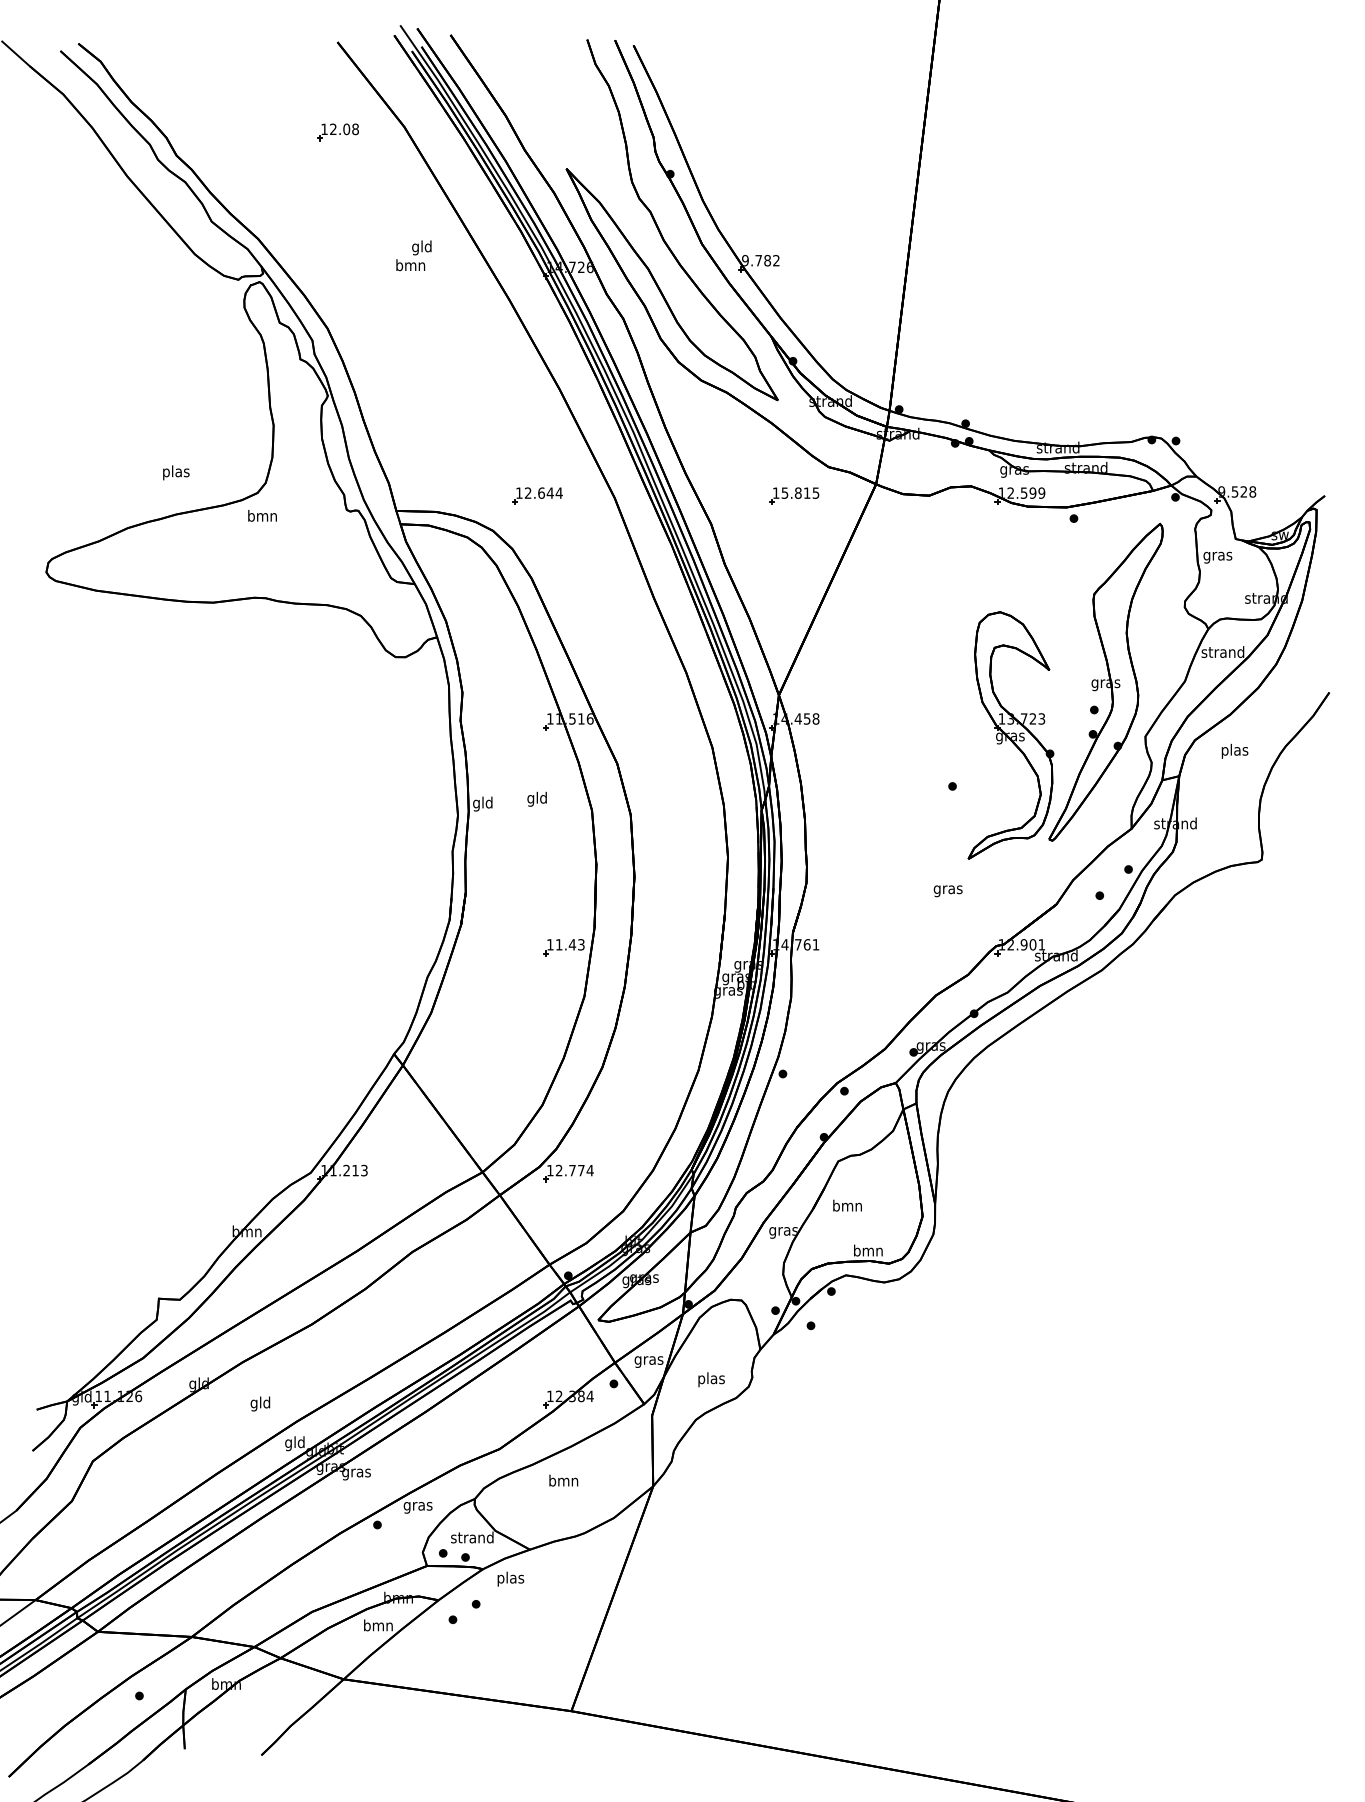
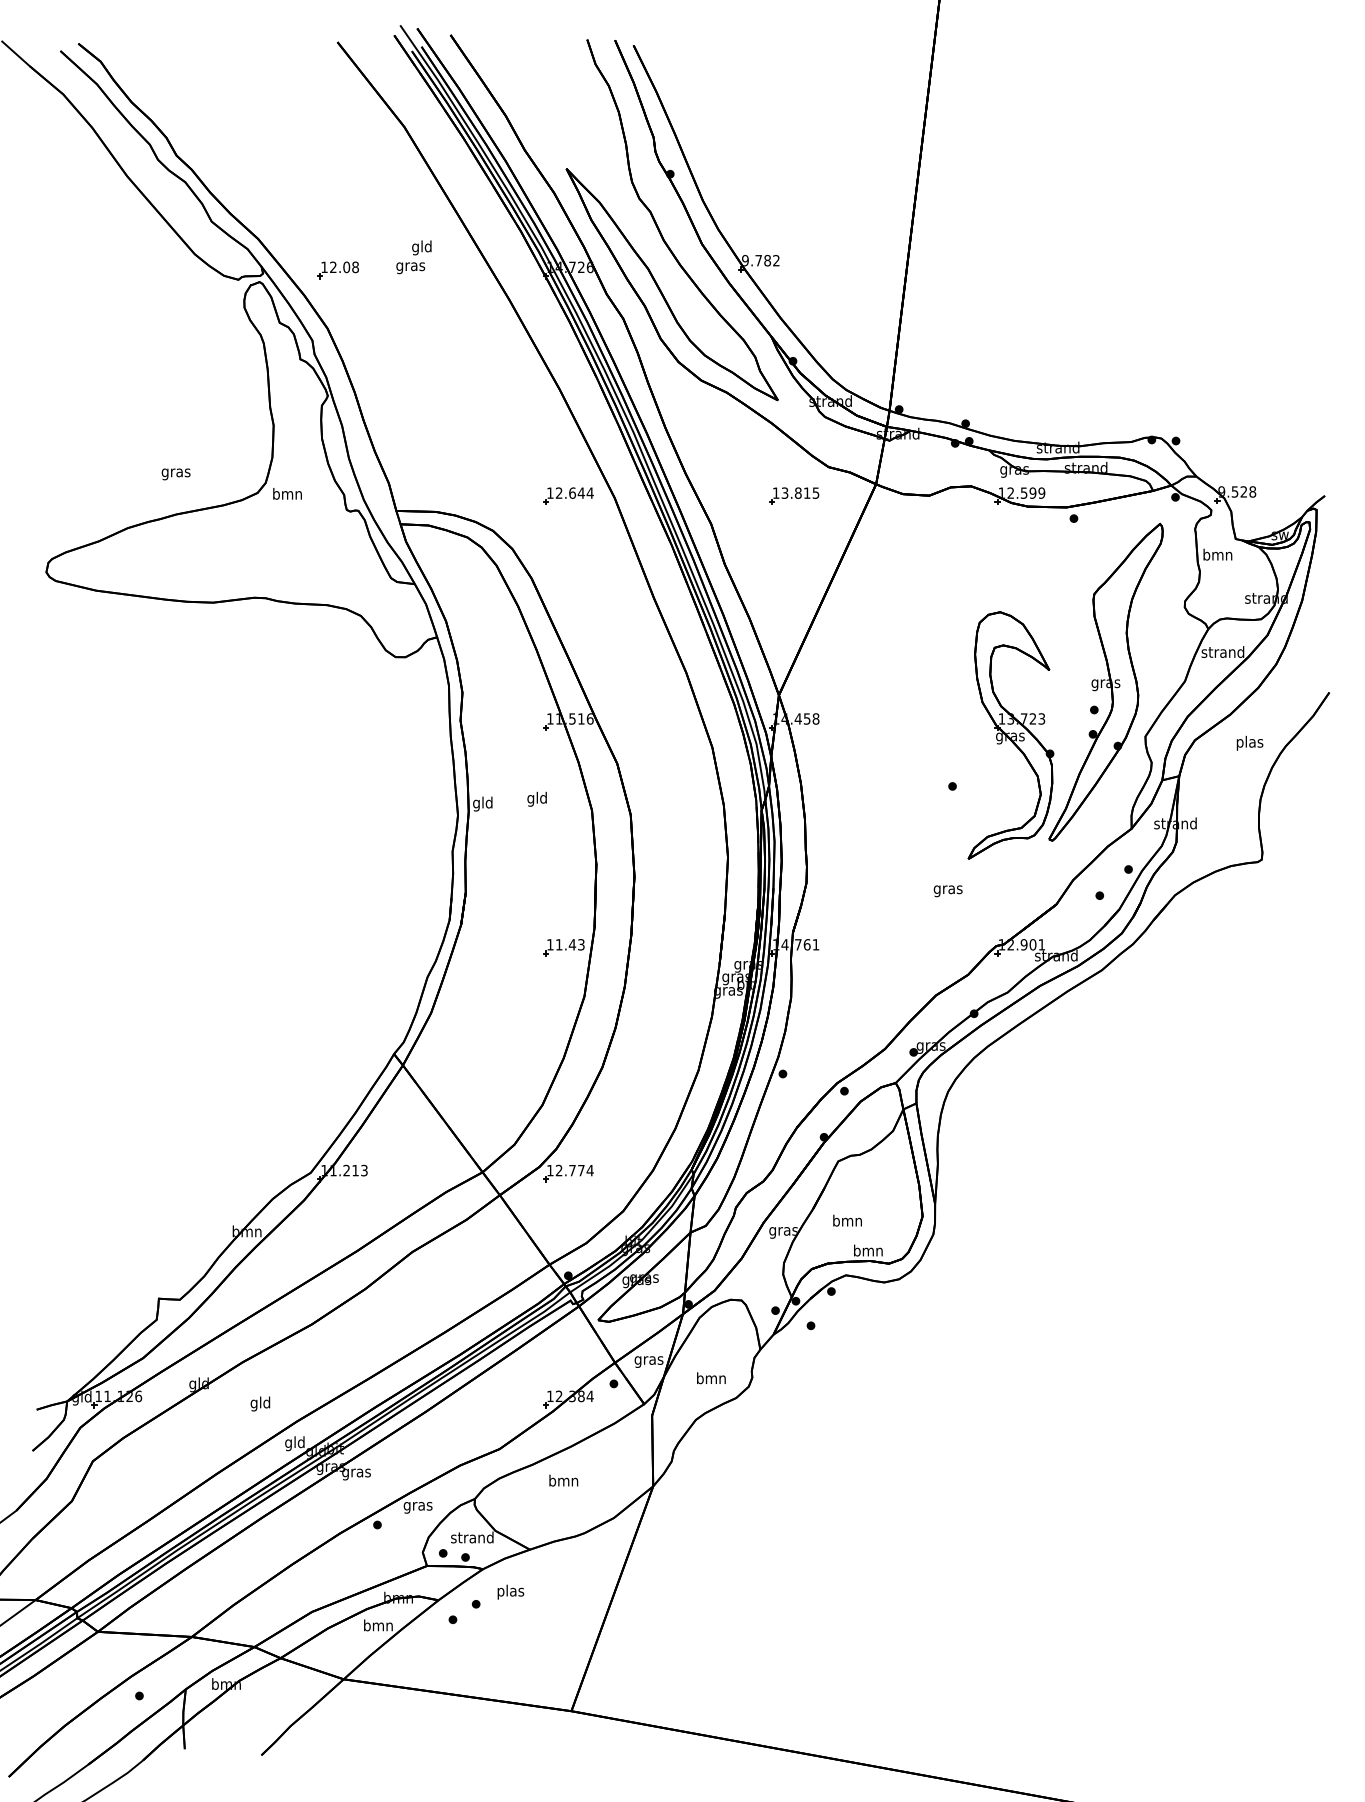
part position: (337, 132) -> (337, 270) (337, 270)
text: bmn -> gras (410, 266)
text: plas -> gras (175, 472)
text: 15.815 -> 13.815 (785, 492)
part position: (537, 495) -> (568, 495) (568, 495)
text position: (262, 515) -> (287, 493) (287, 493)
text: gras -> bmn (1217, 555)
text position: (1234, 750) -> (1249, 742) (1249, 742)
text position: (847, 1205) -> (847, 1220) (847, 1220)
text: plas -> bmn (711, 1379)
text position: (510, 1578) -> (510, 1591) (510, 1591)
